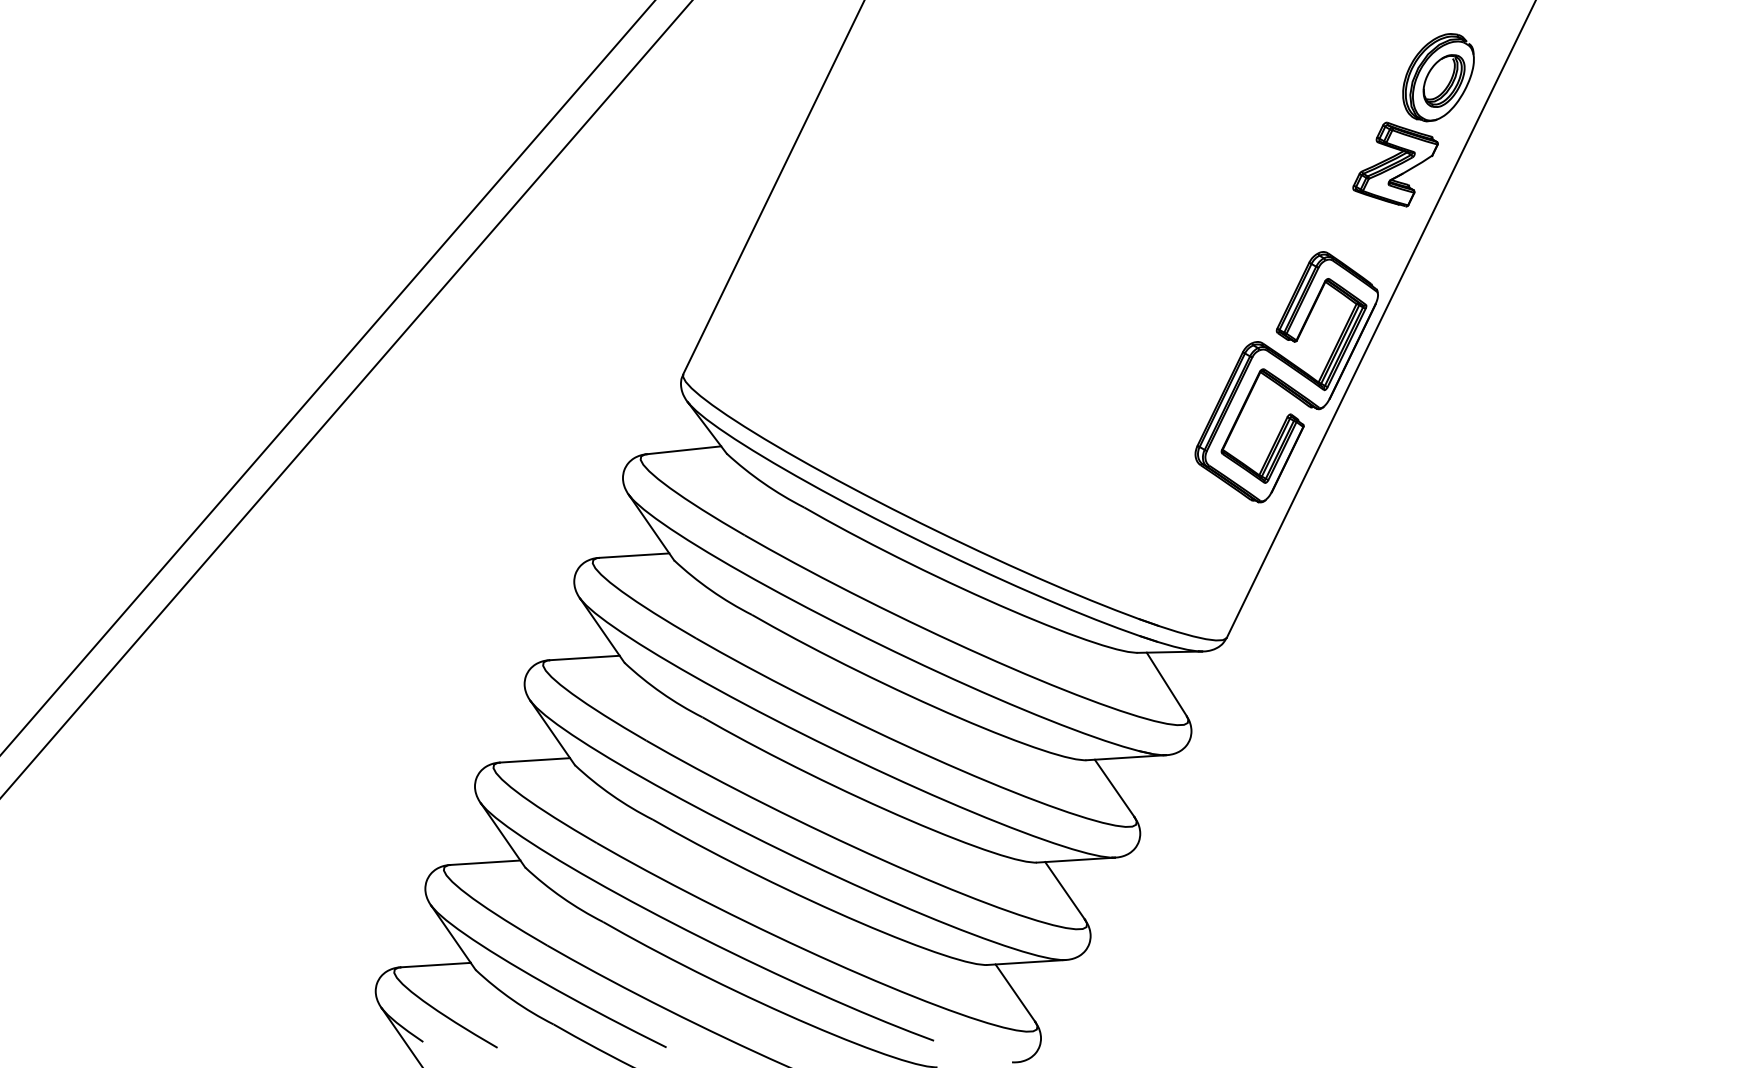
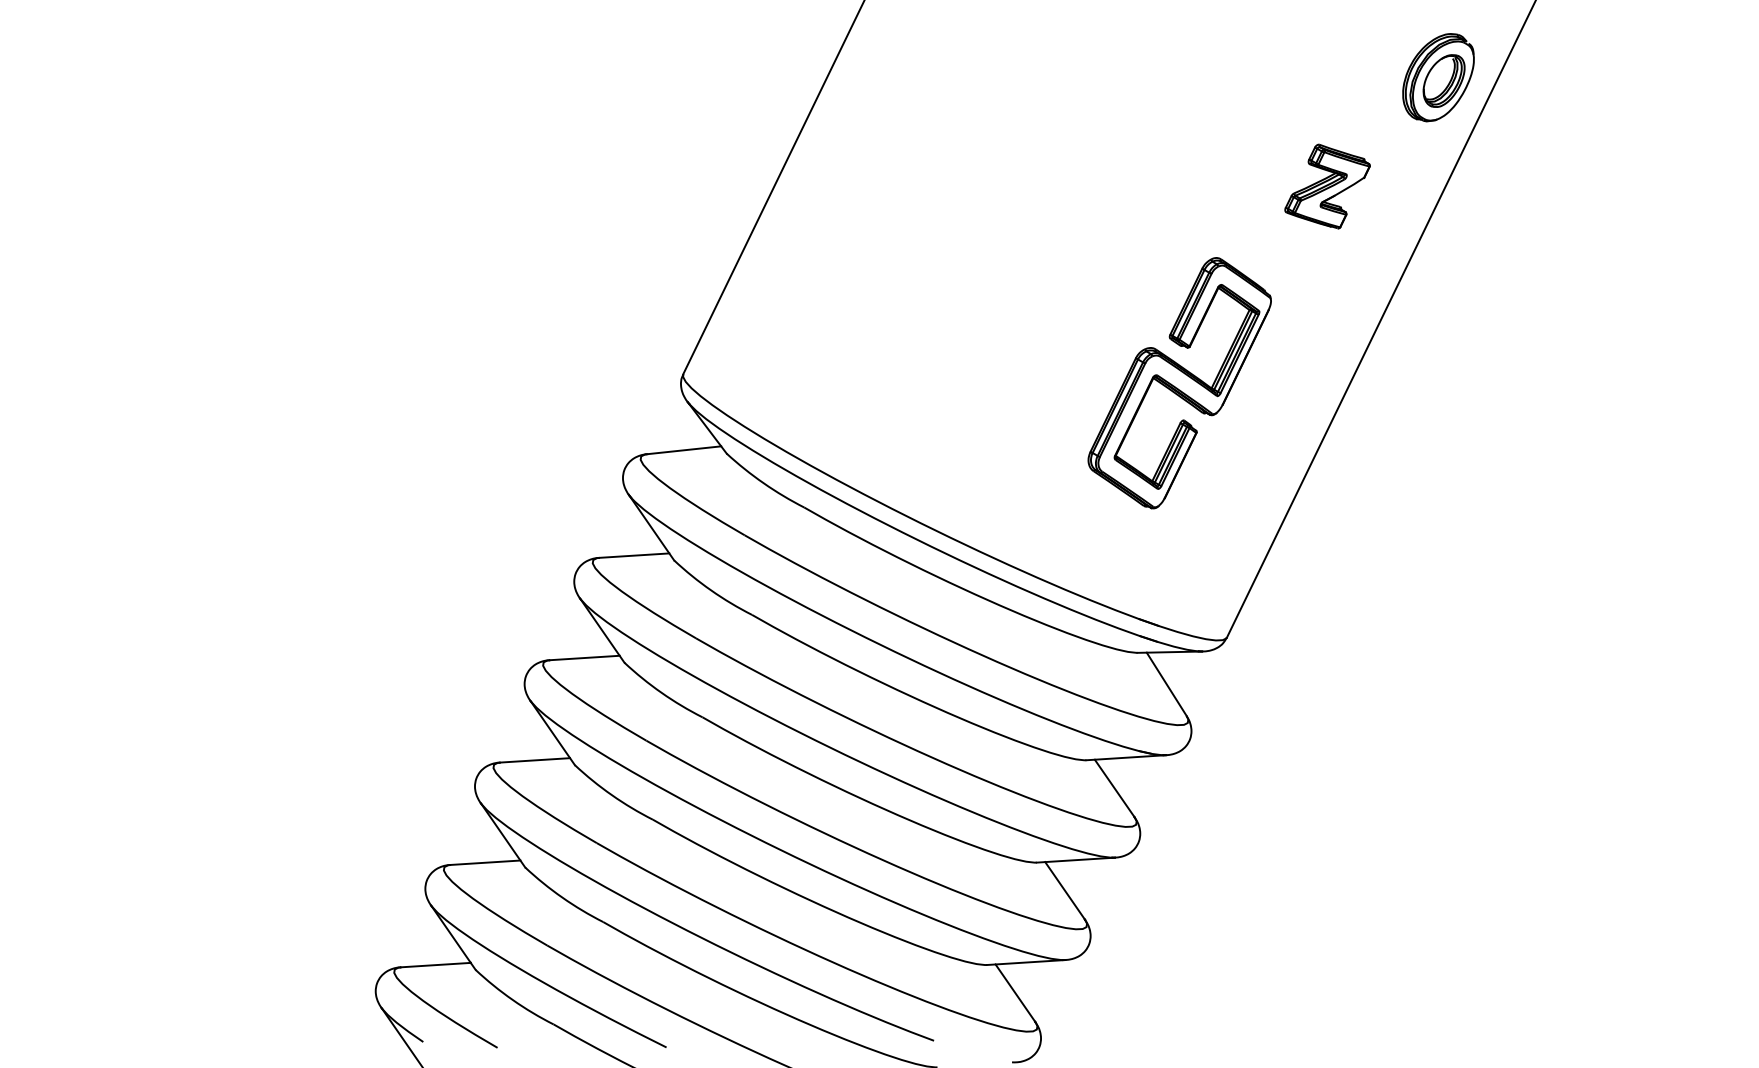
part position: (1395, 164) -> (1327, 186) (1327, 186)
line: present -> none (327, 377)
part position: (1286, 377) -> (1179, 383) (1179, 383)
line: present -> none (346, 398)
